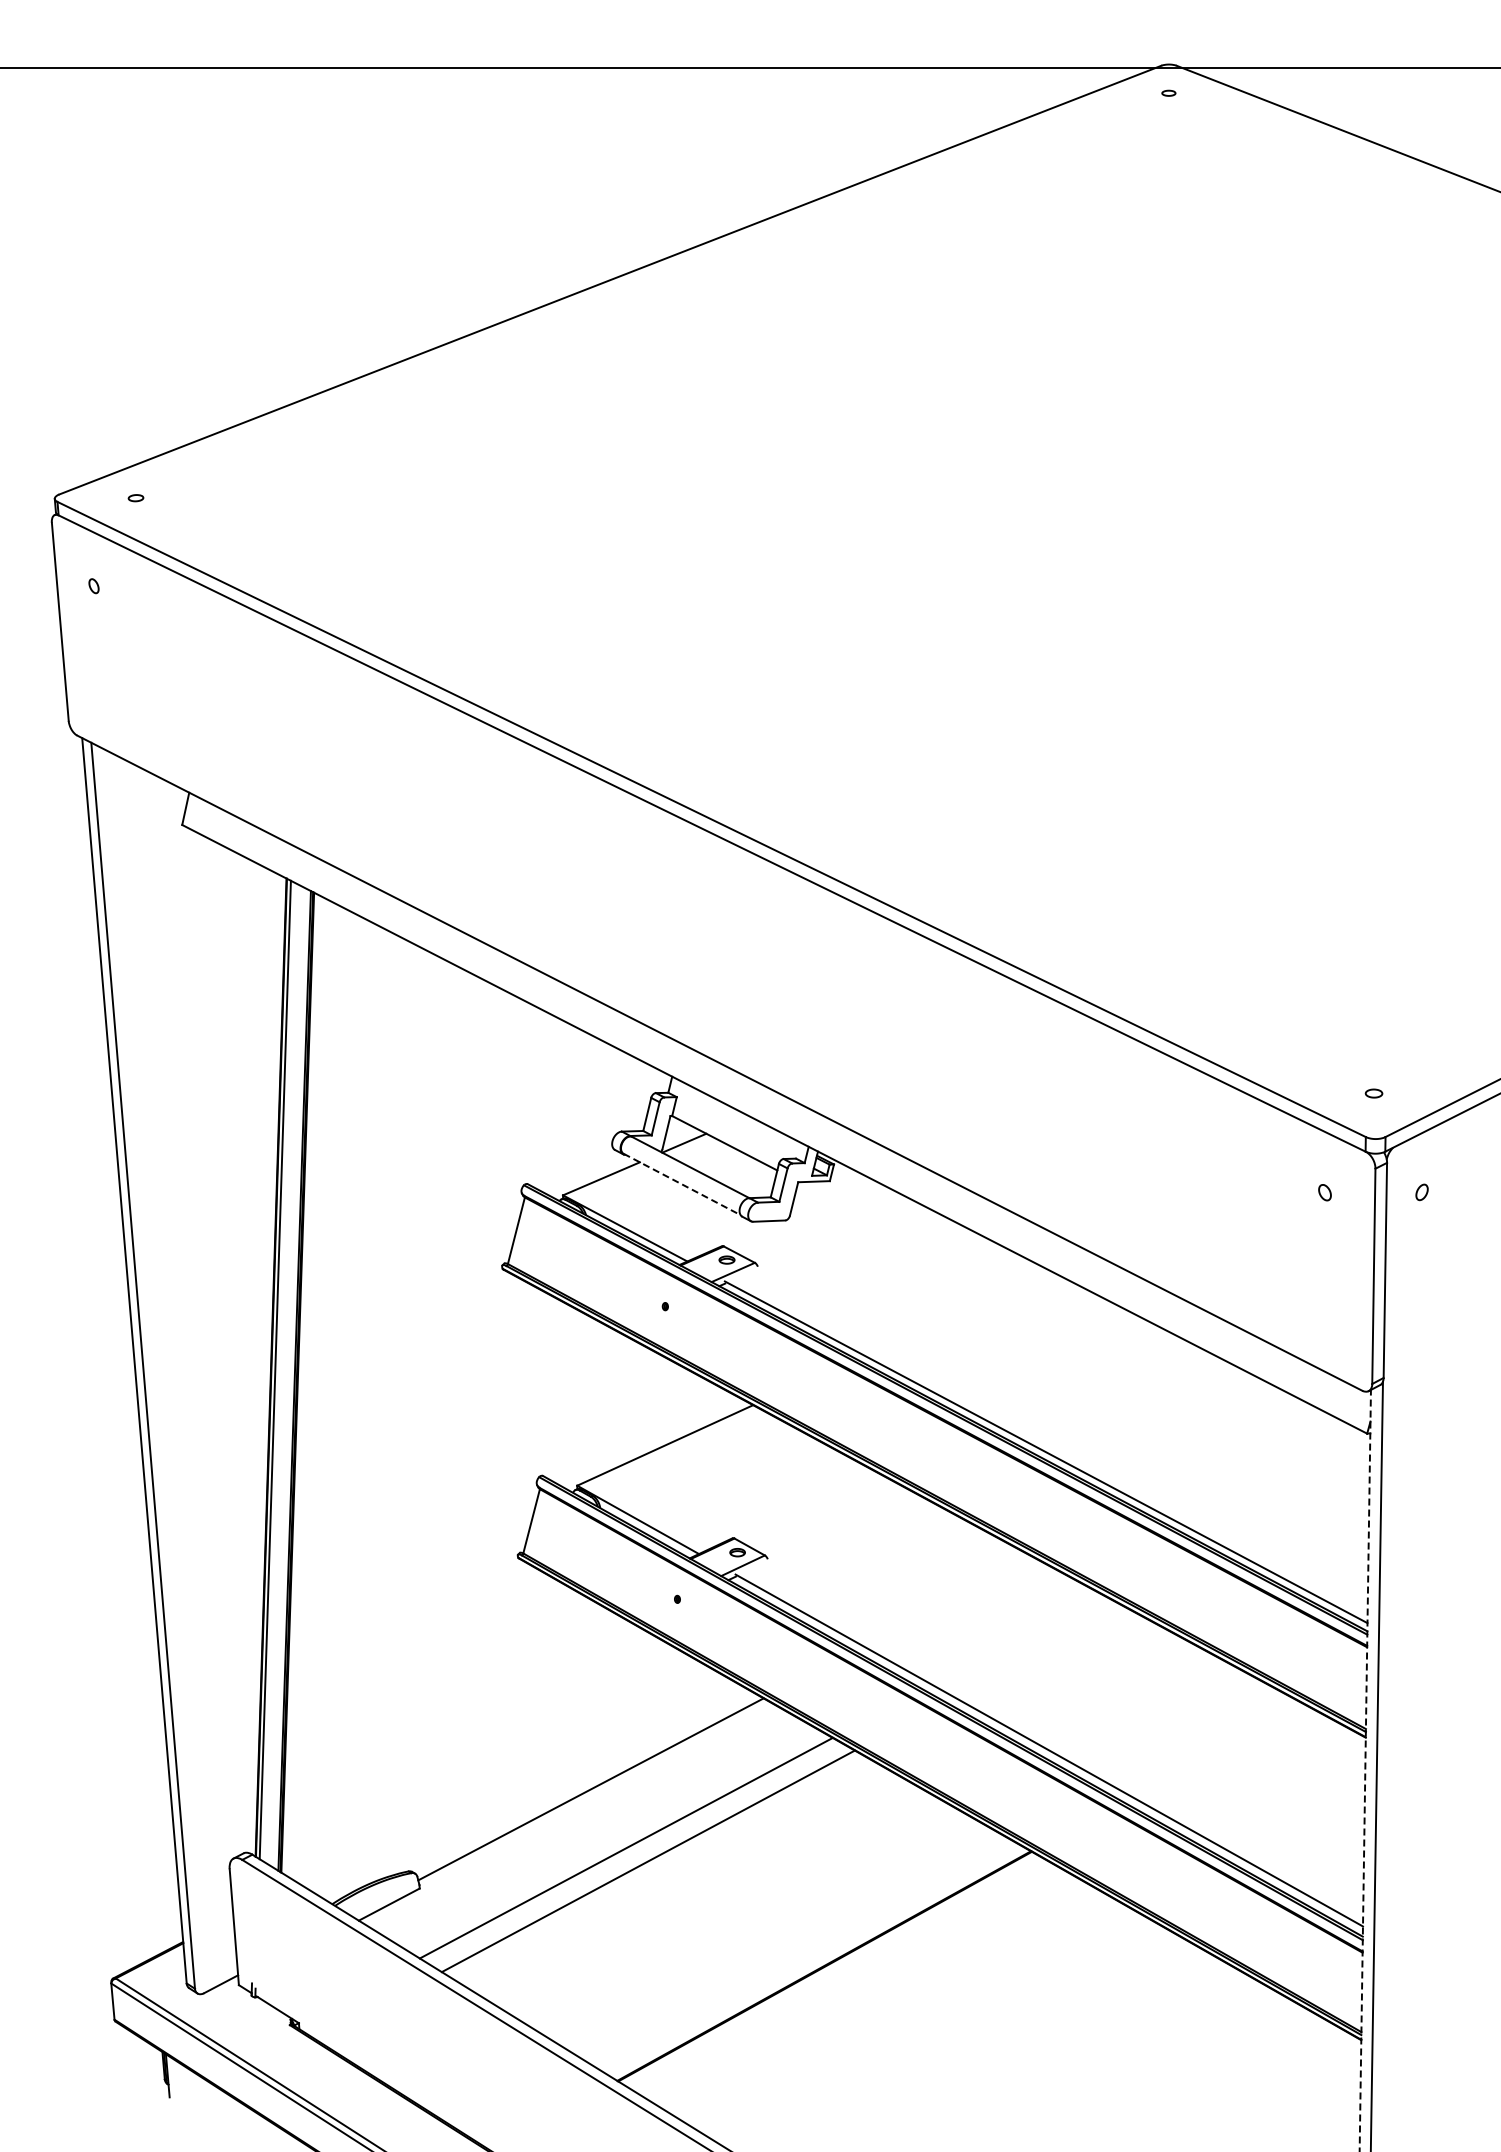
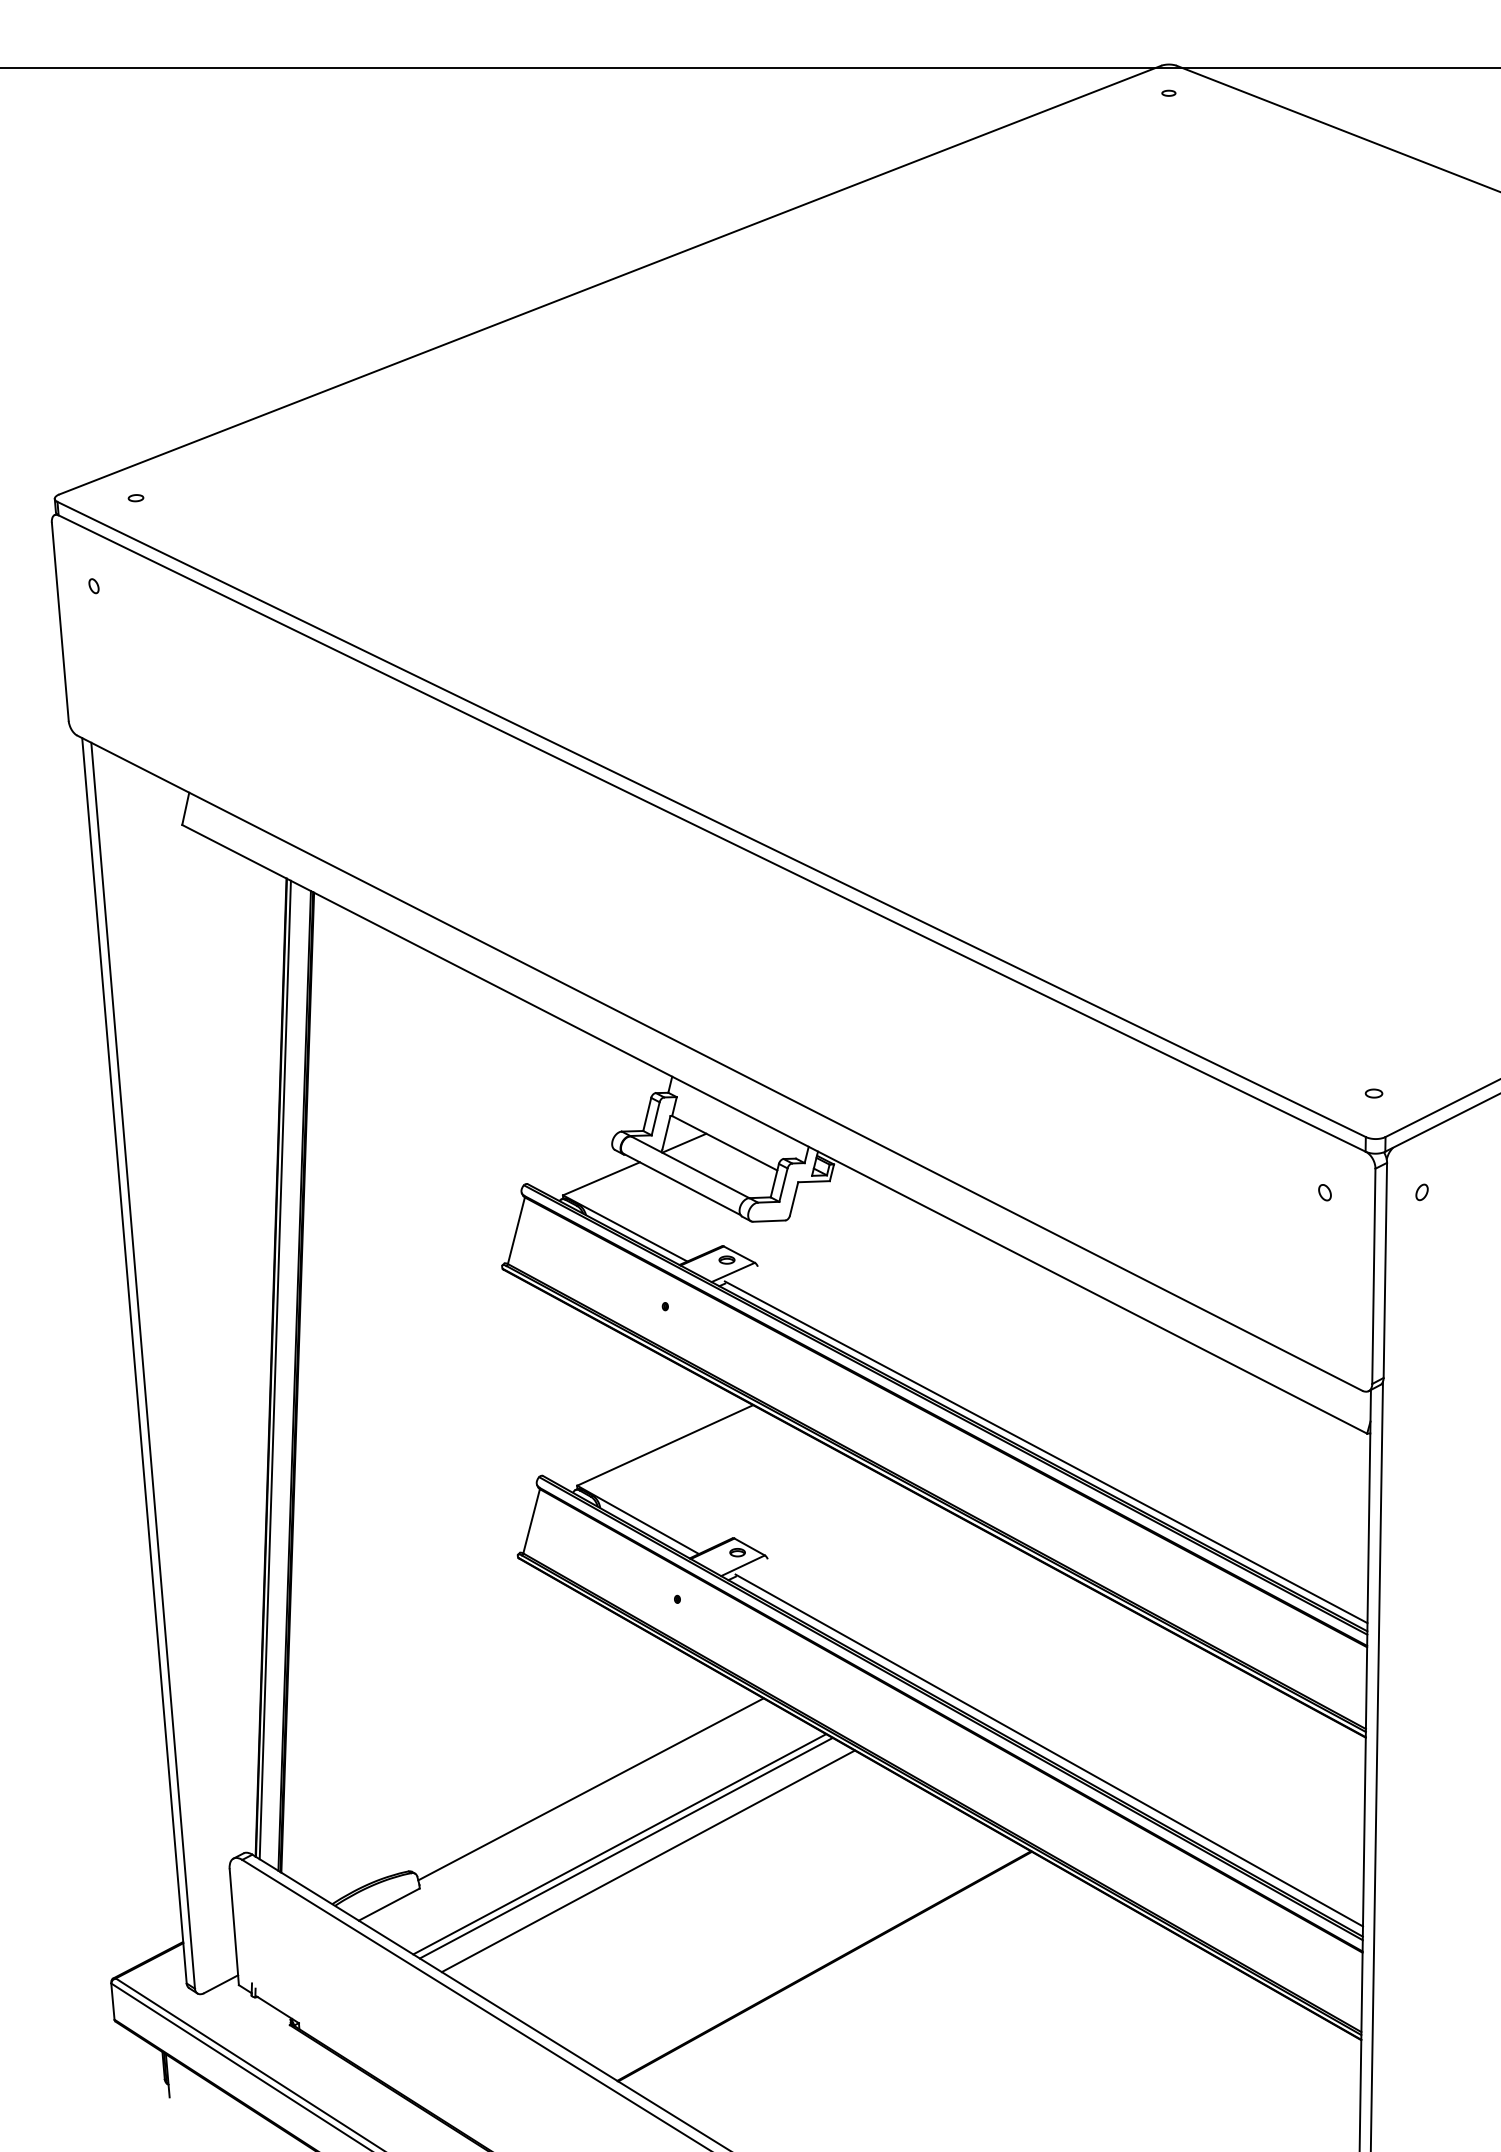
line: dashed -> solid (682, 1184)
line: dashed -> solid (1365, 1770)
line: none -> present (619, 1844)
